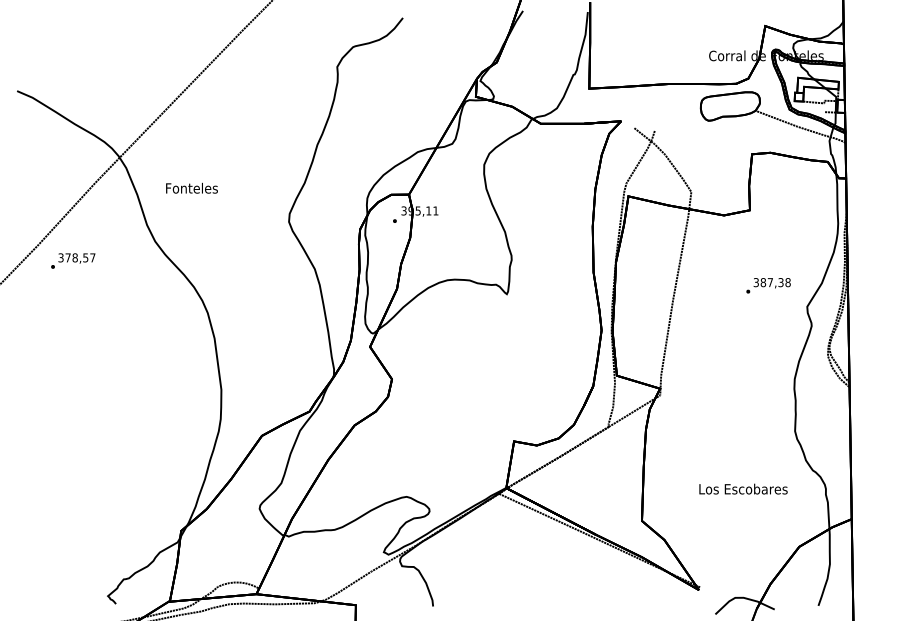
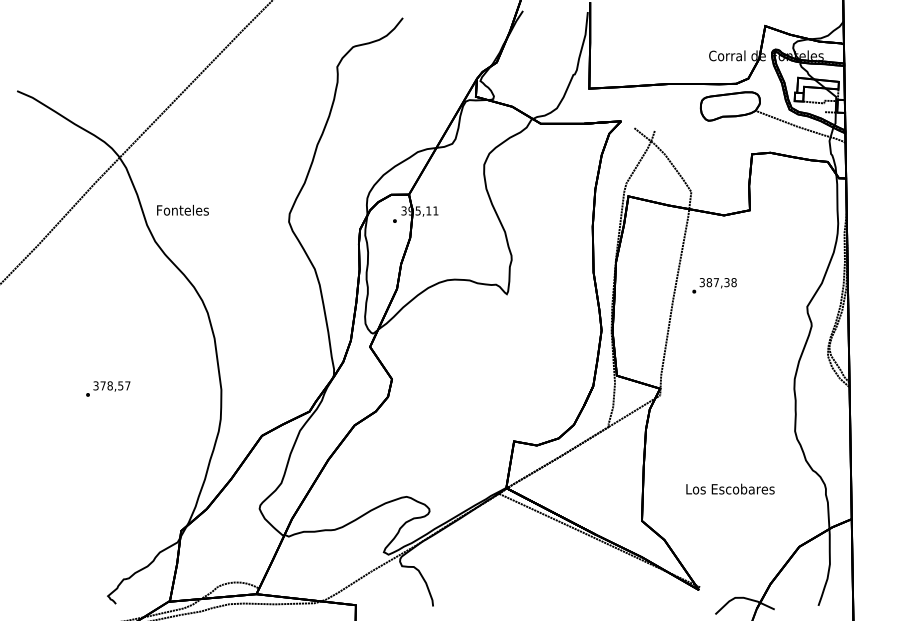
text position: (191, 187) -> (182, 209) (182, 209)
text position: (73, 260) -> (108, 388) (108, 388)
text position: (768, 285) -> (714, 285) (714, 285)
text position: (743, 488) -> (730, 488) (730, 488)
